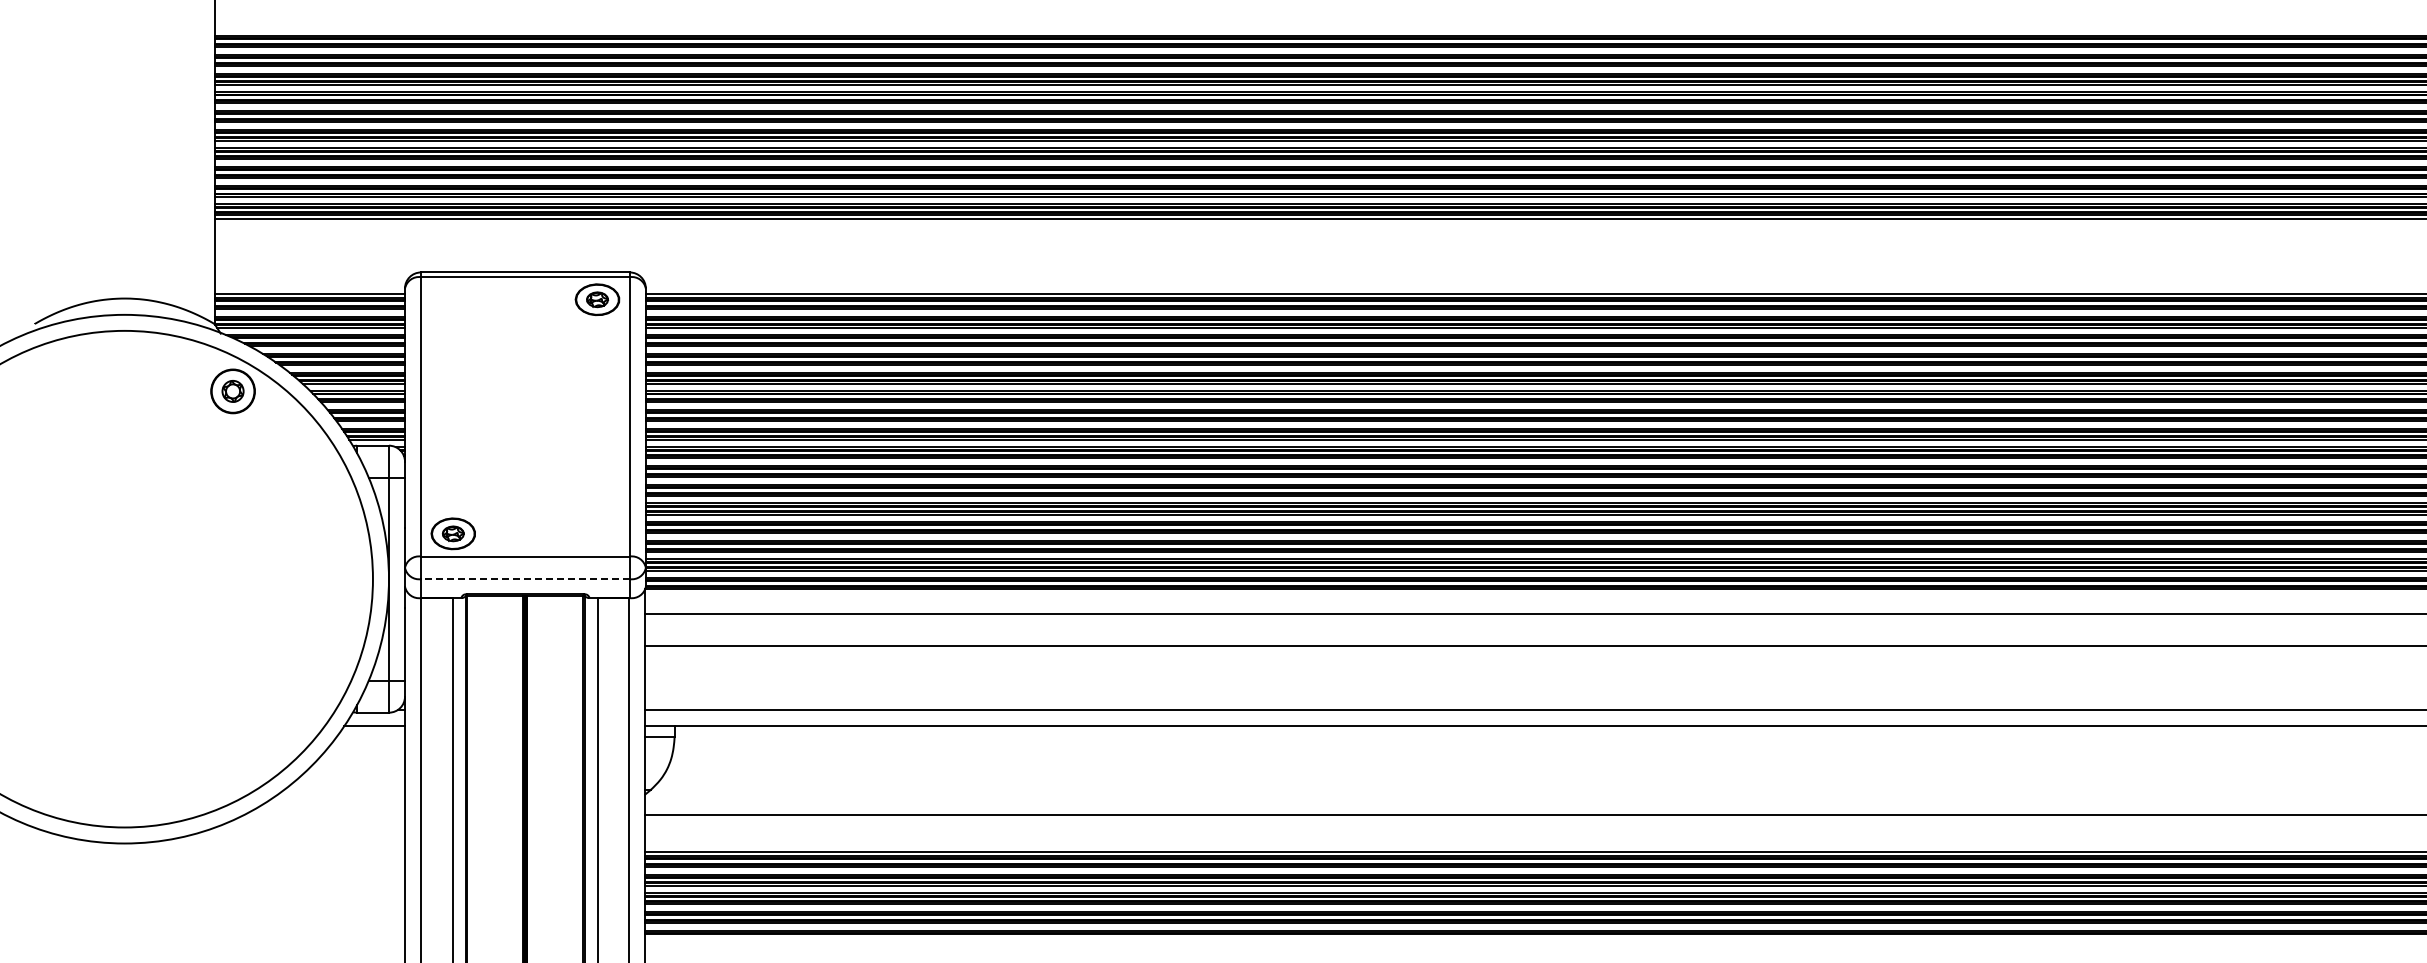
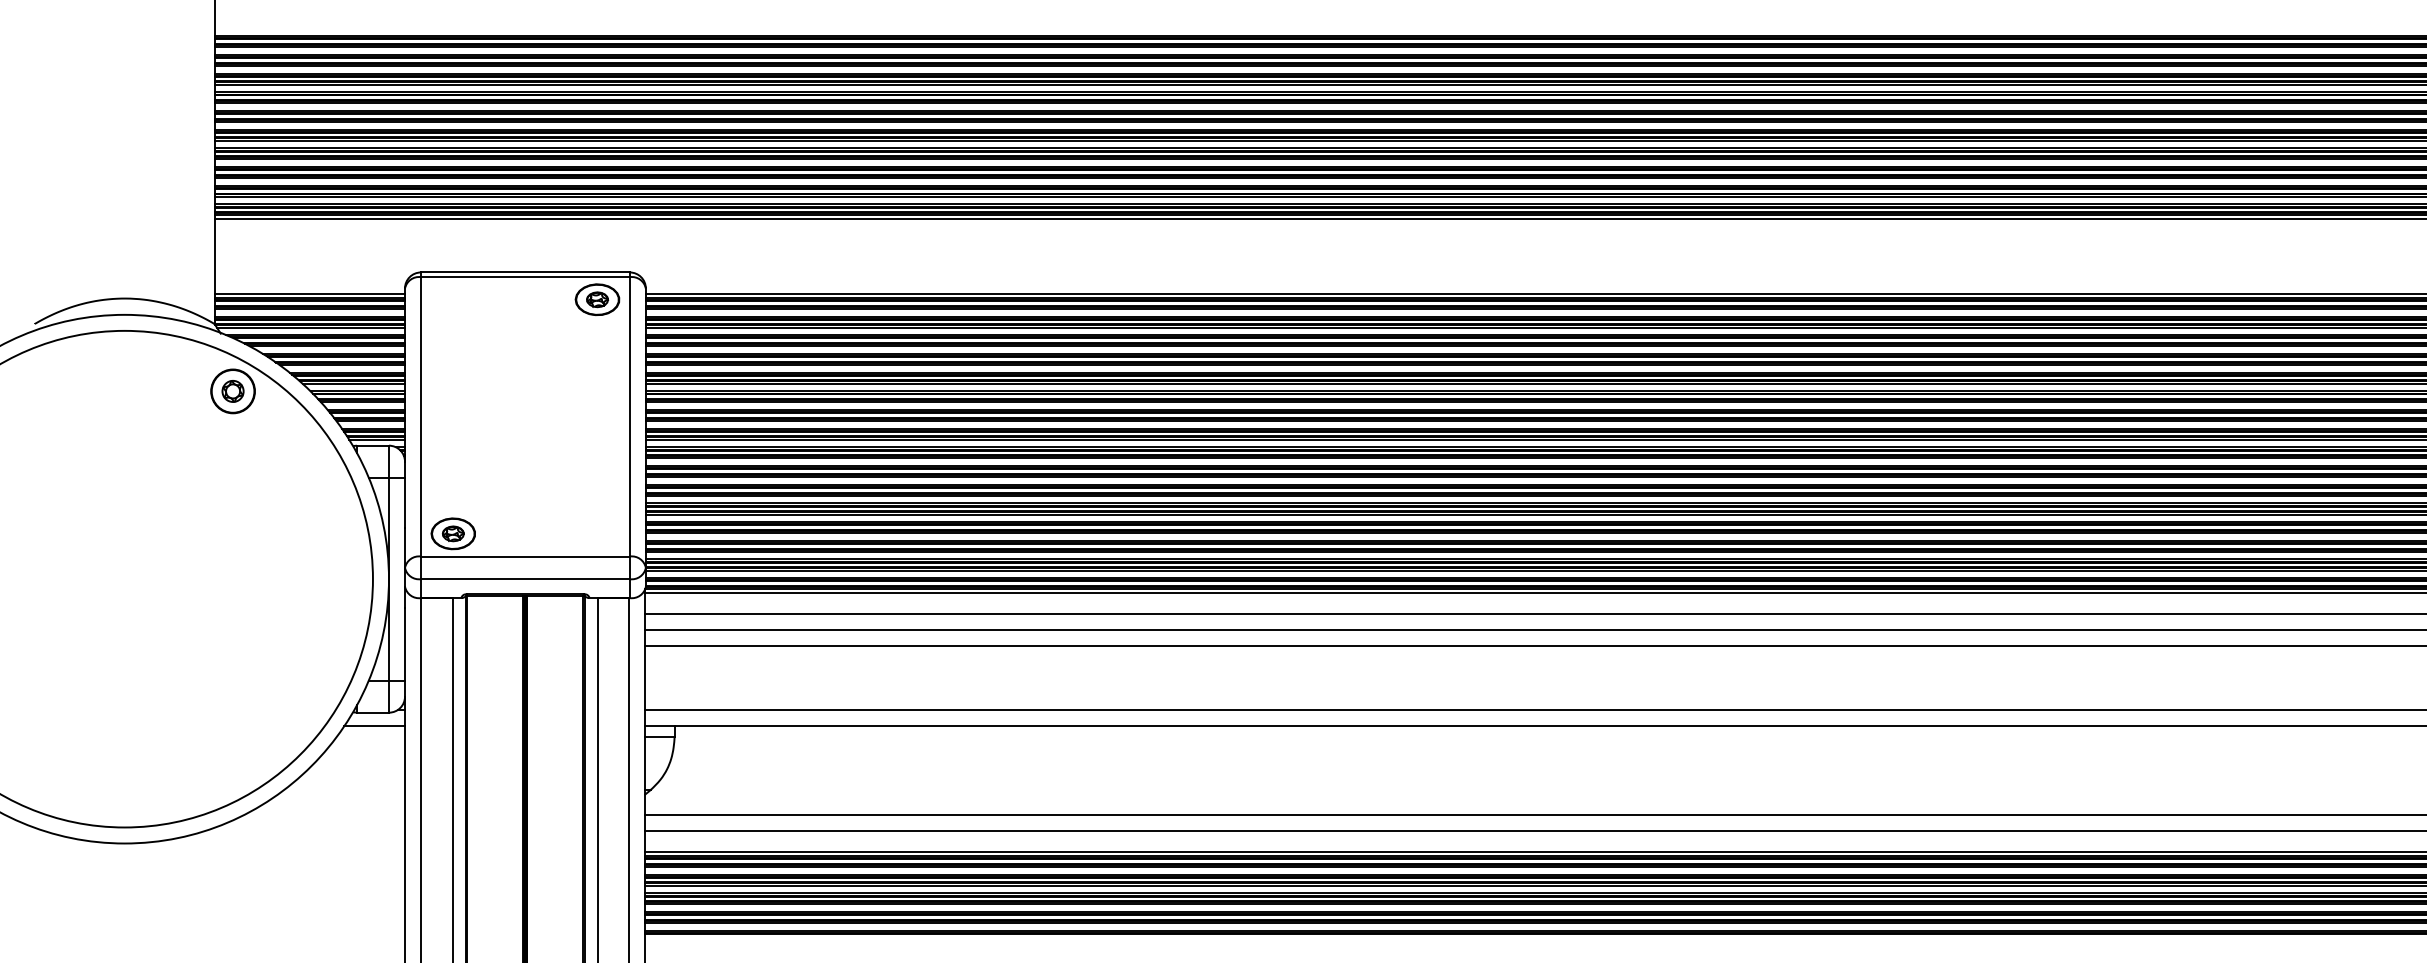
line: dashed -> solid (524, 579)
line: none -> present (1534, 593)
line: none -> present (1534, 629)
line: none -> present (1534, 831)
